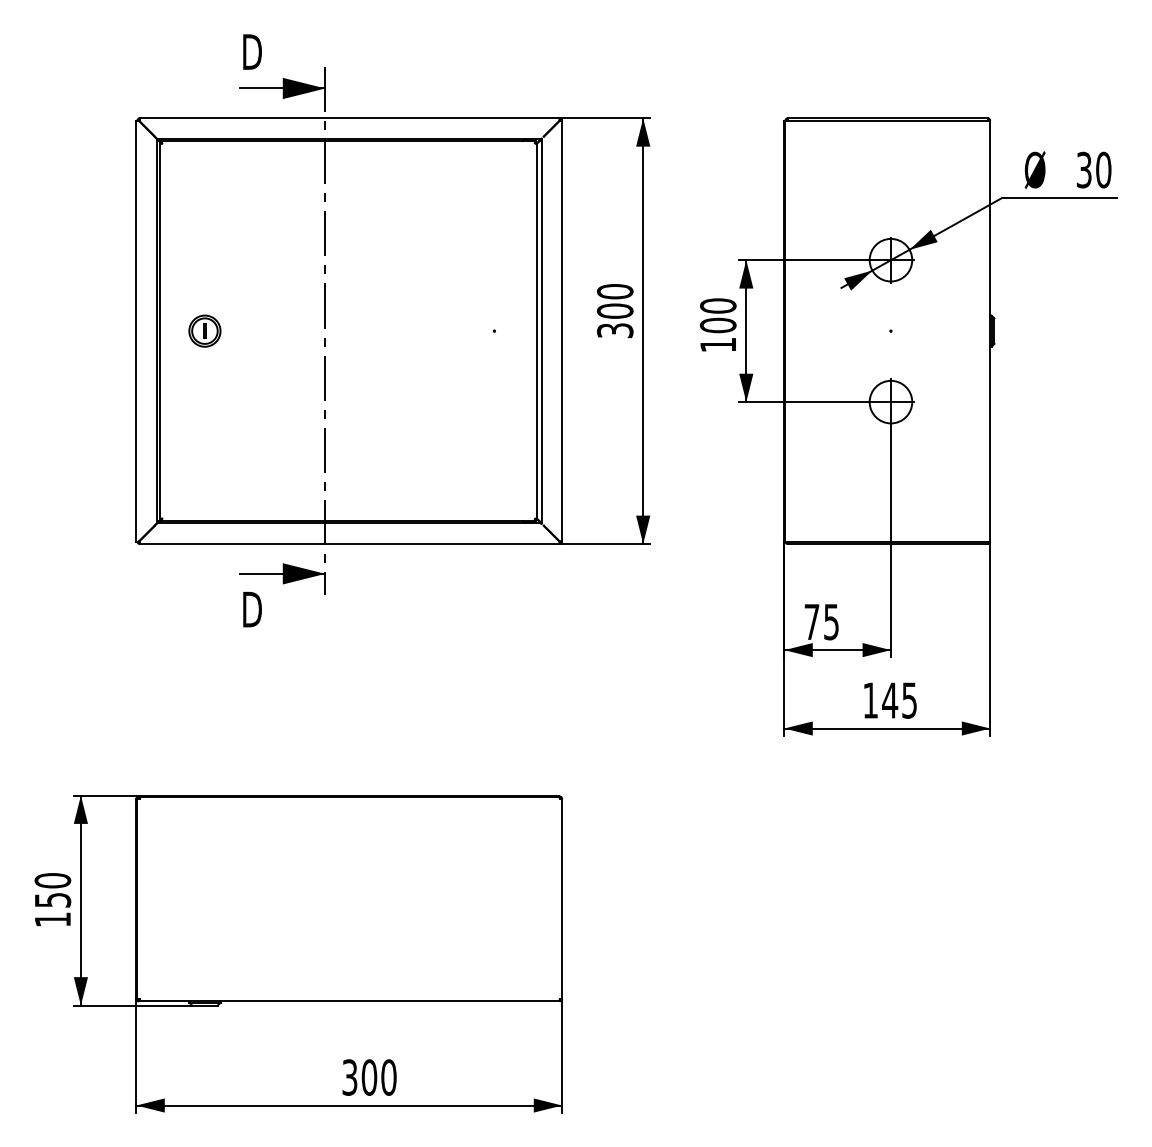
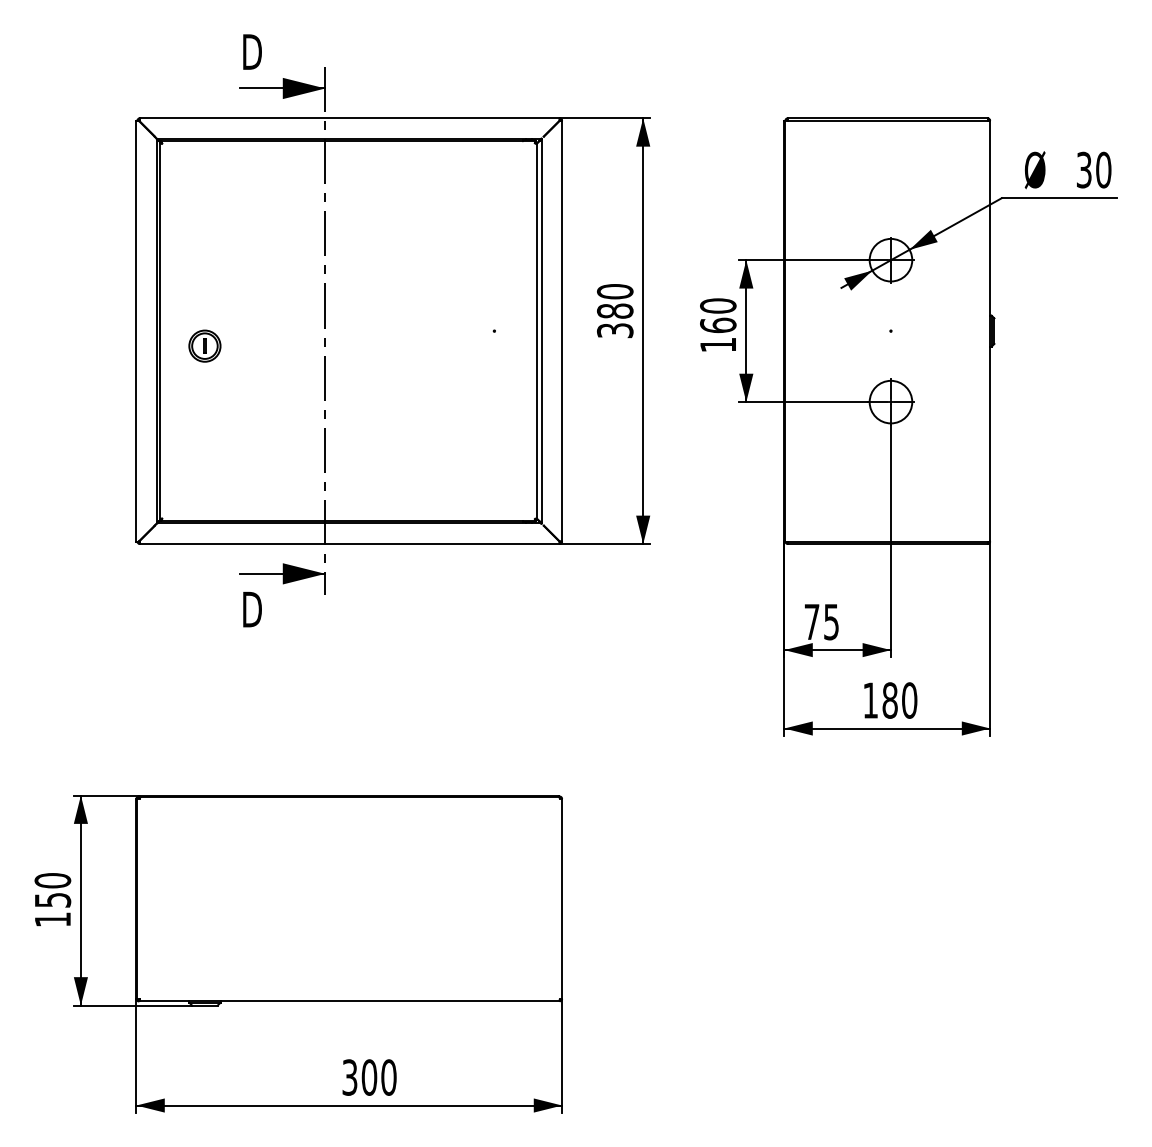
text: 300 -> 380 (615, 310)
text: 100 -> 160 (718, 325)
part position: (204, 330) -> (204, 345) (204, 345)
text: 145 -> 180 (899, 700)
